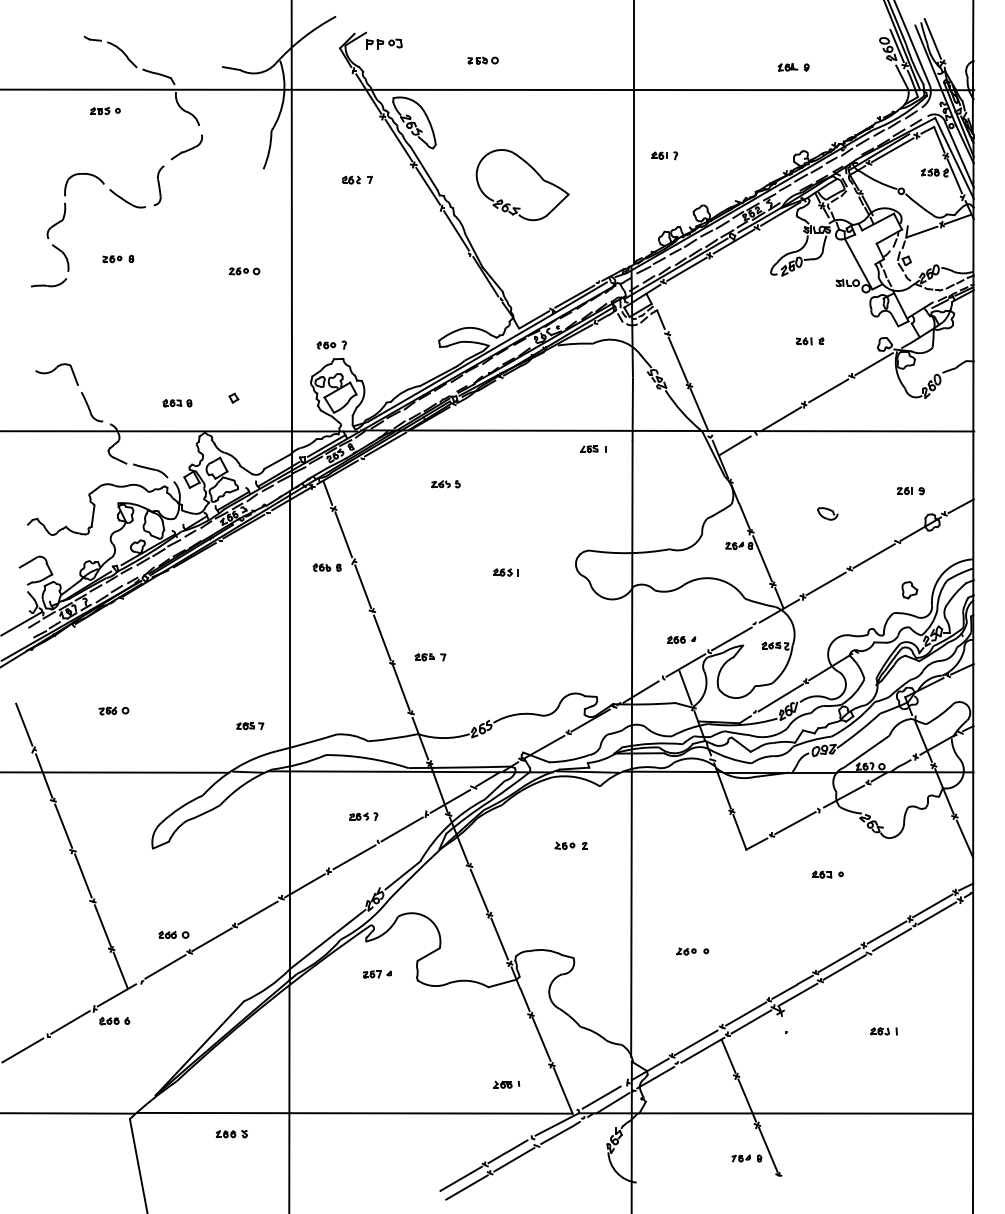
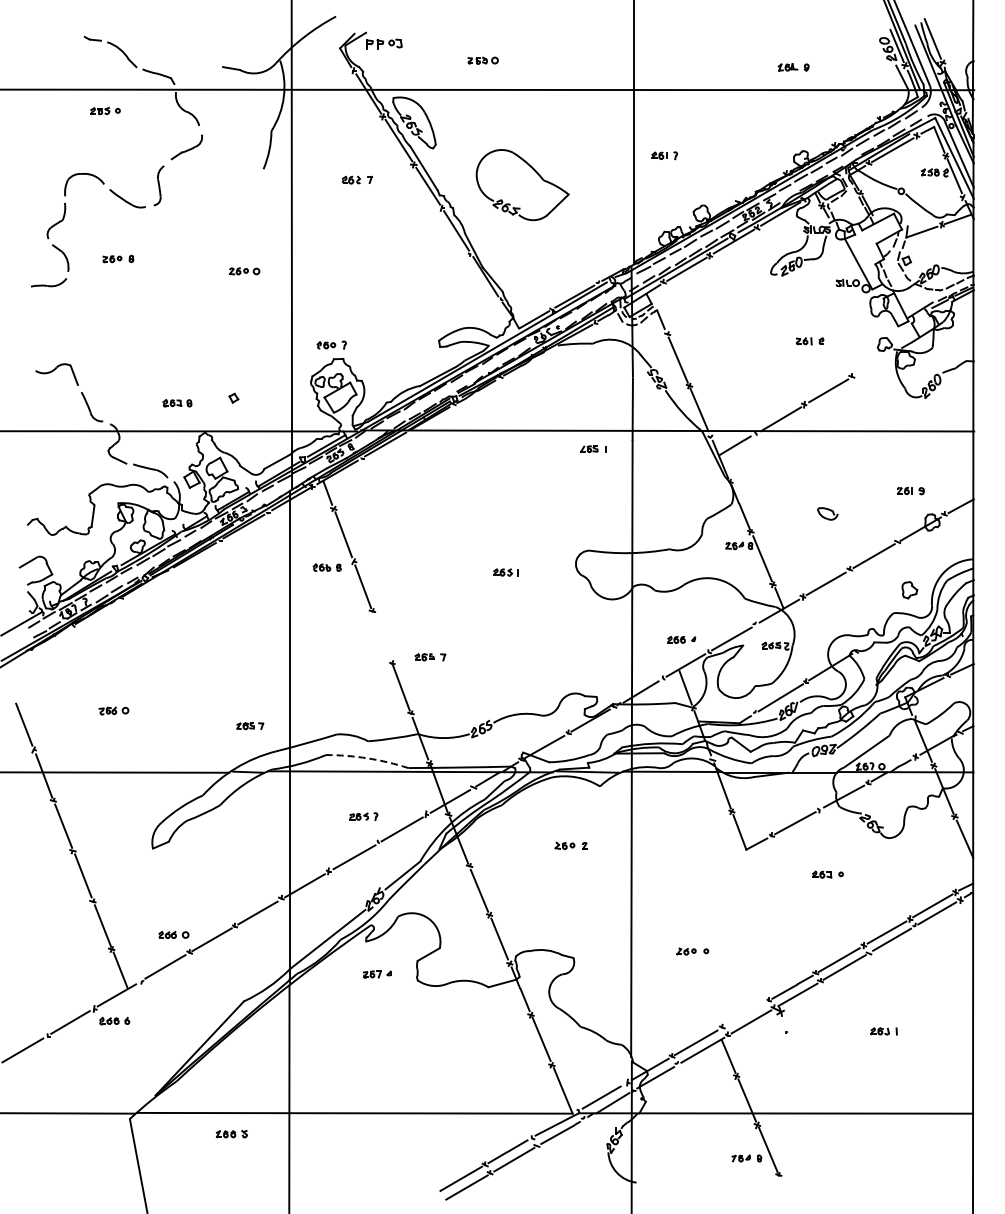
line: present -> none (873, 364)
part: present -> none (445, 484)
line: present -> none (382, 637)
arc: solid -> dashed (367, 758)
line: present -> none (746, 1013)
part: present -> none (506, 1084)
